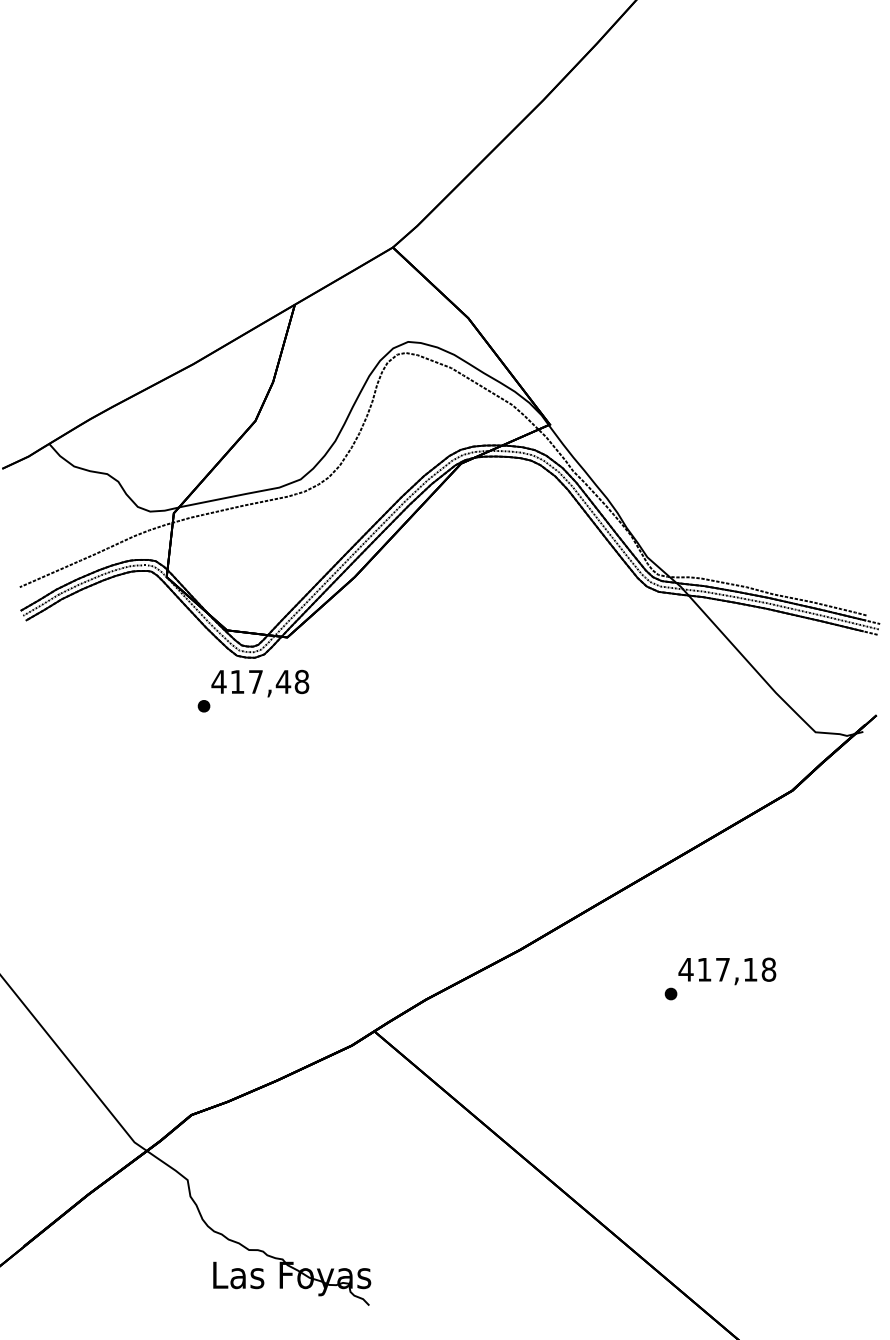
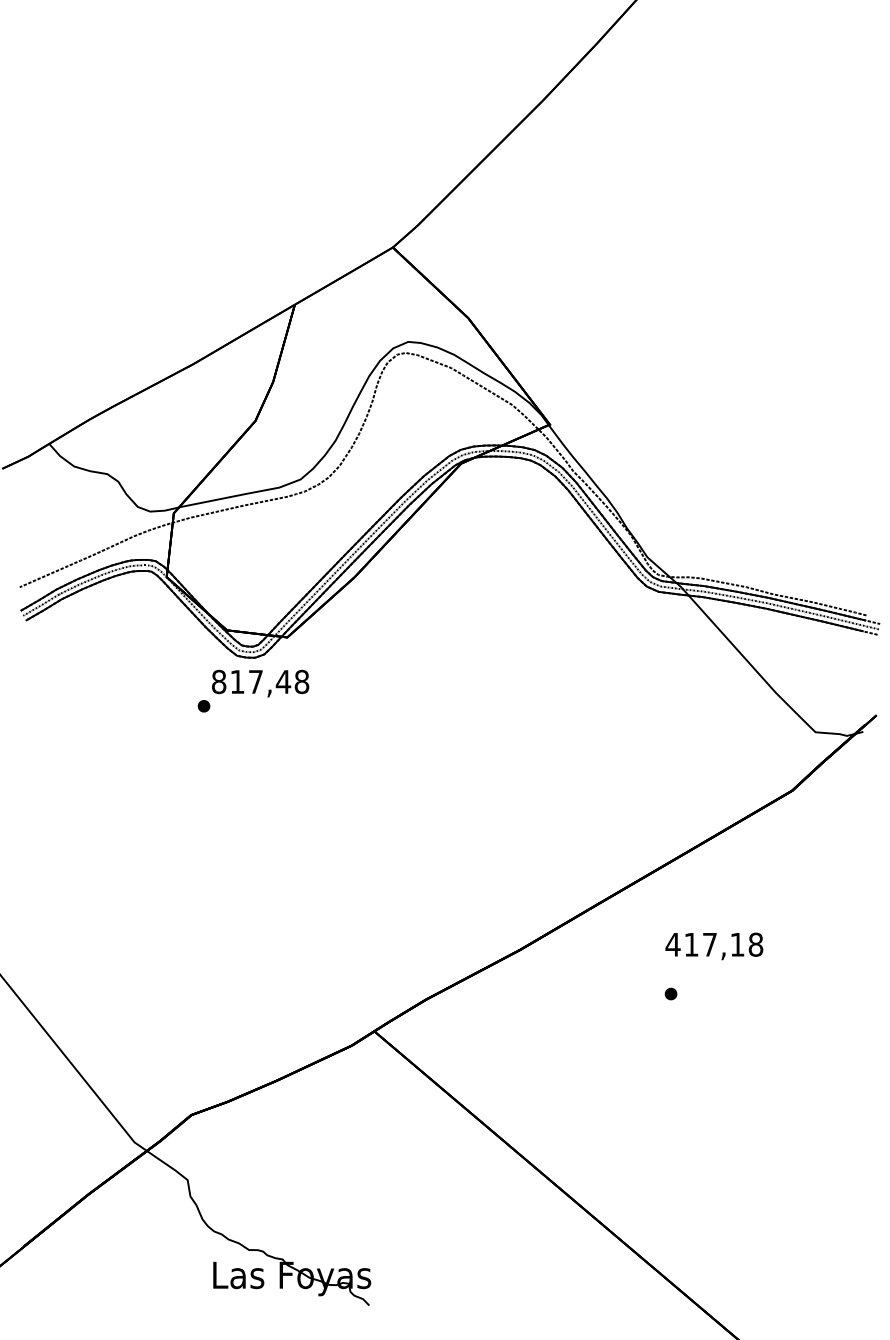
text: 417,48 -> 817,48 (218, 681)
text position: (727, 971) -> (714, 946) (714, 946)
